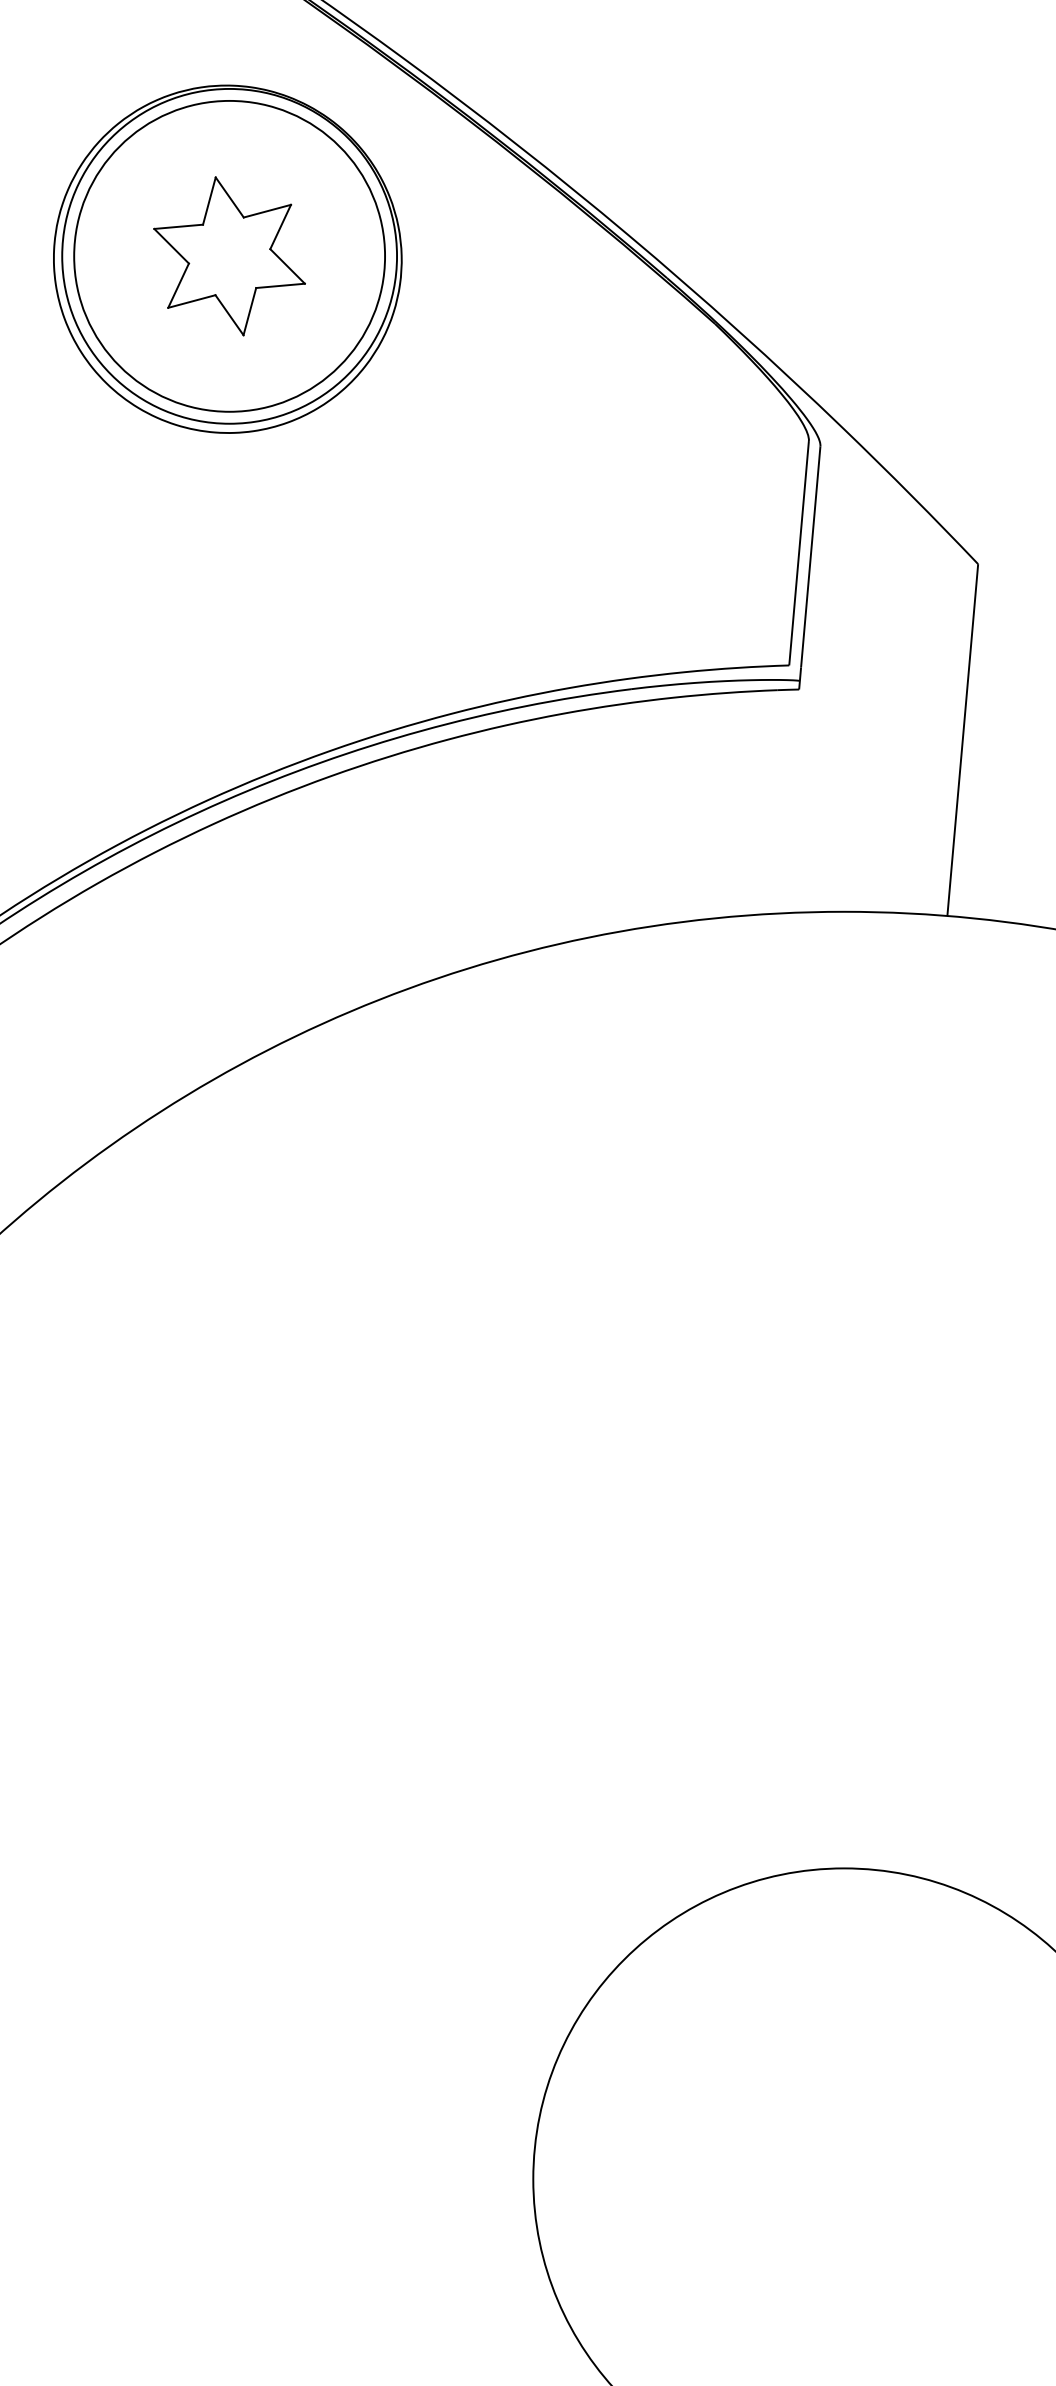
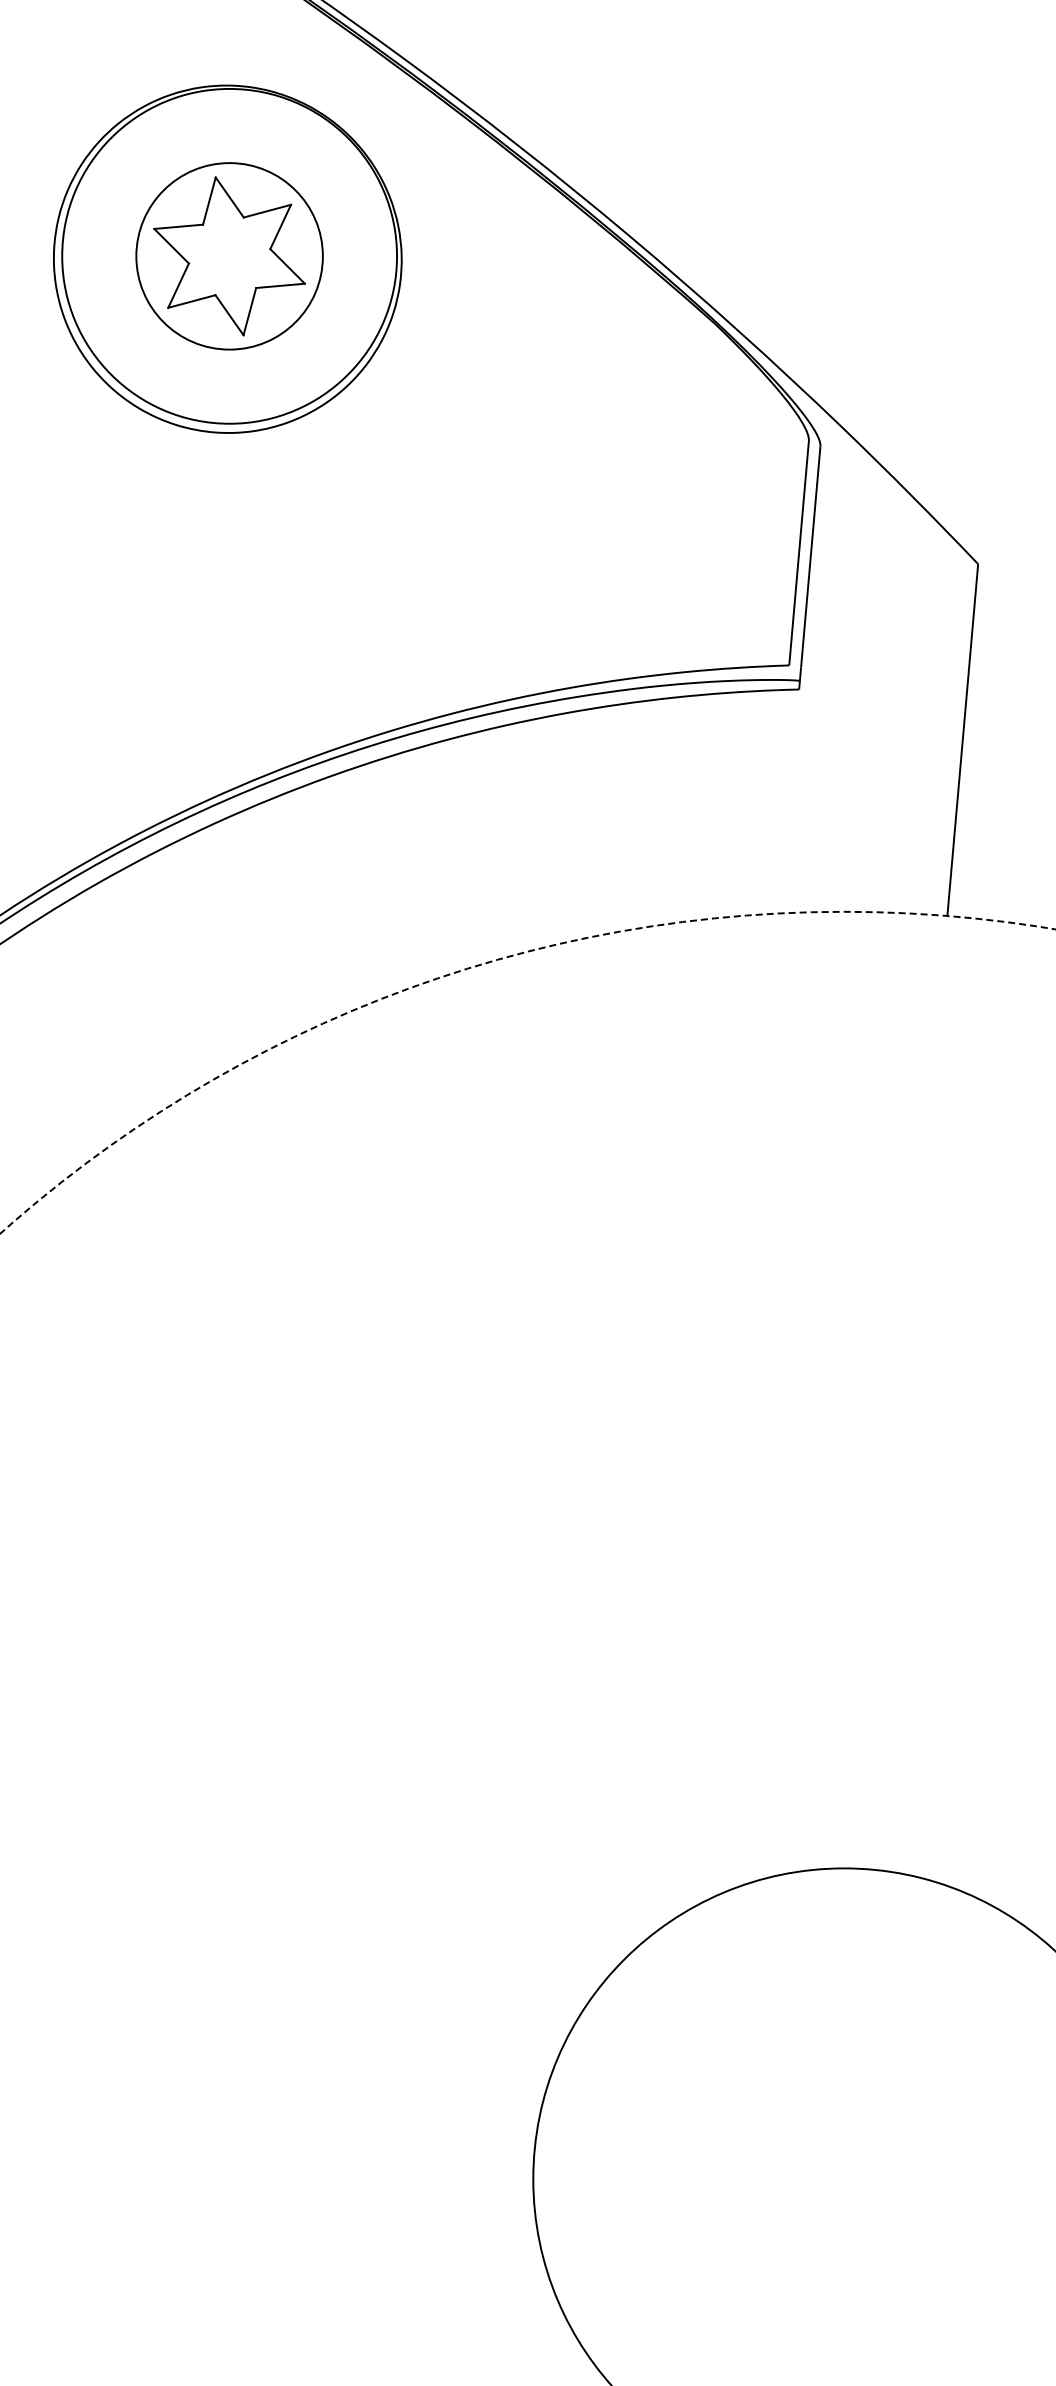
circle diameter: 311 px -> 187 px (229, 256)
circle: solid -> dashed (527, 1072)
